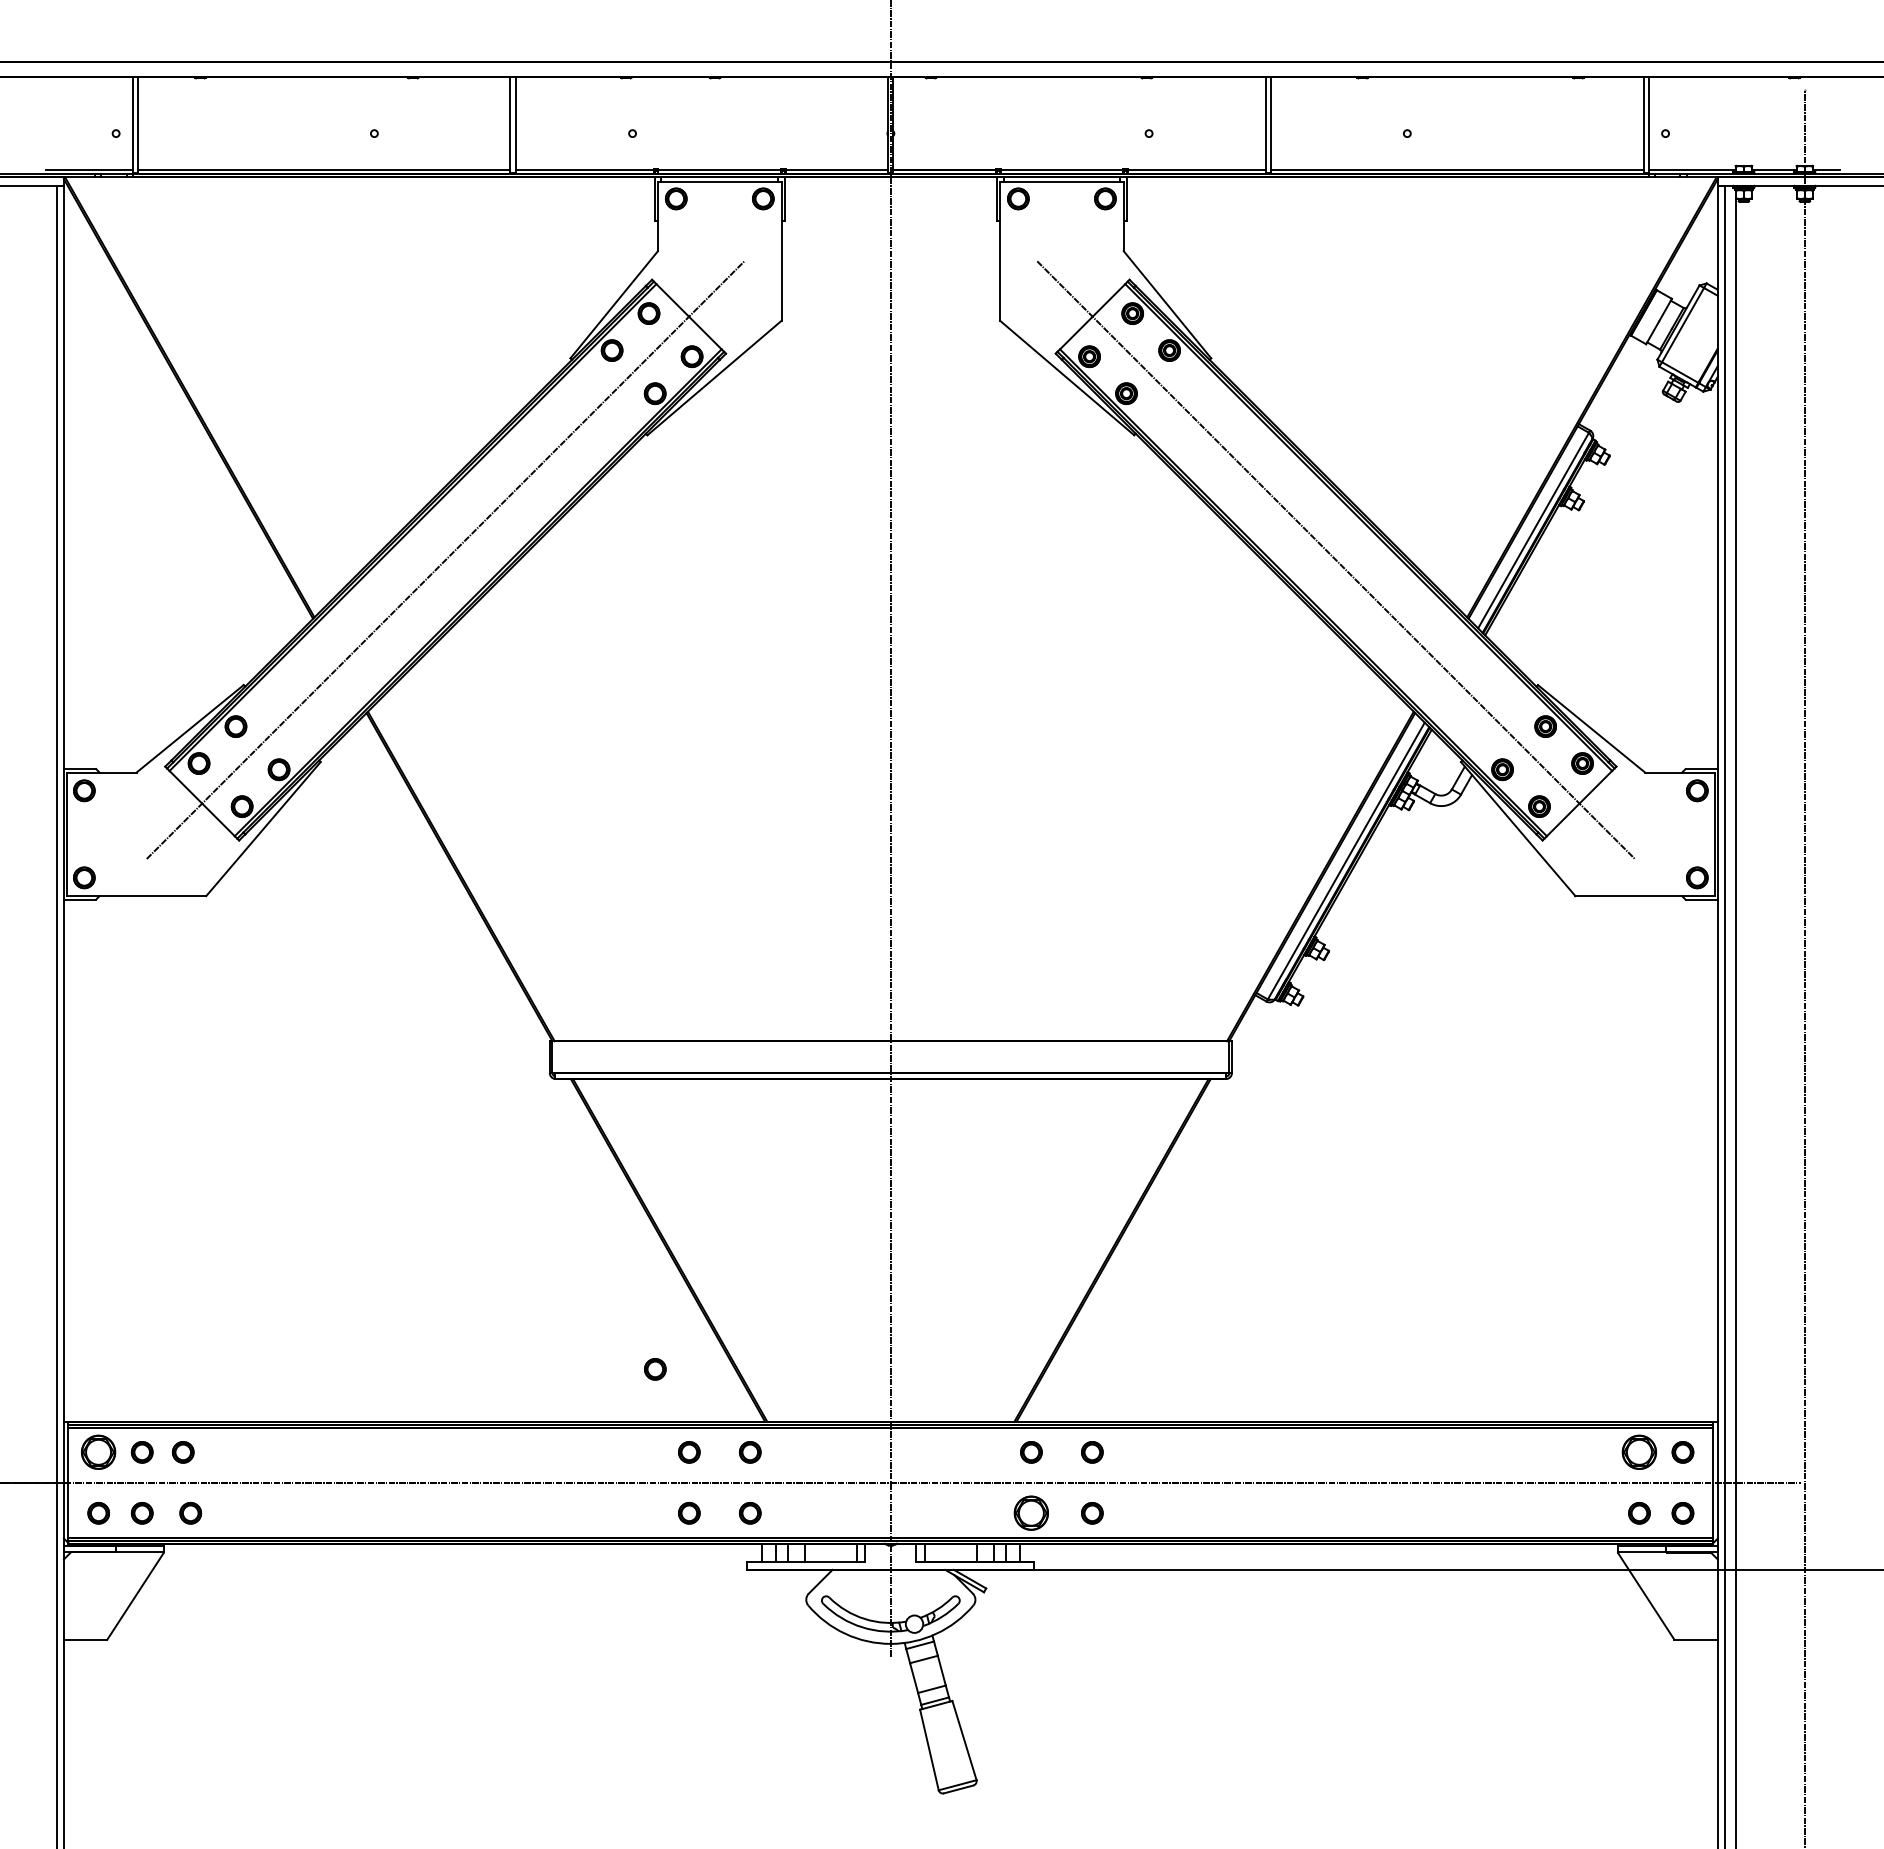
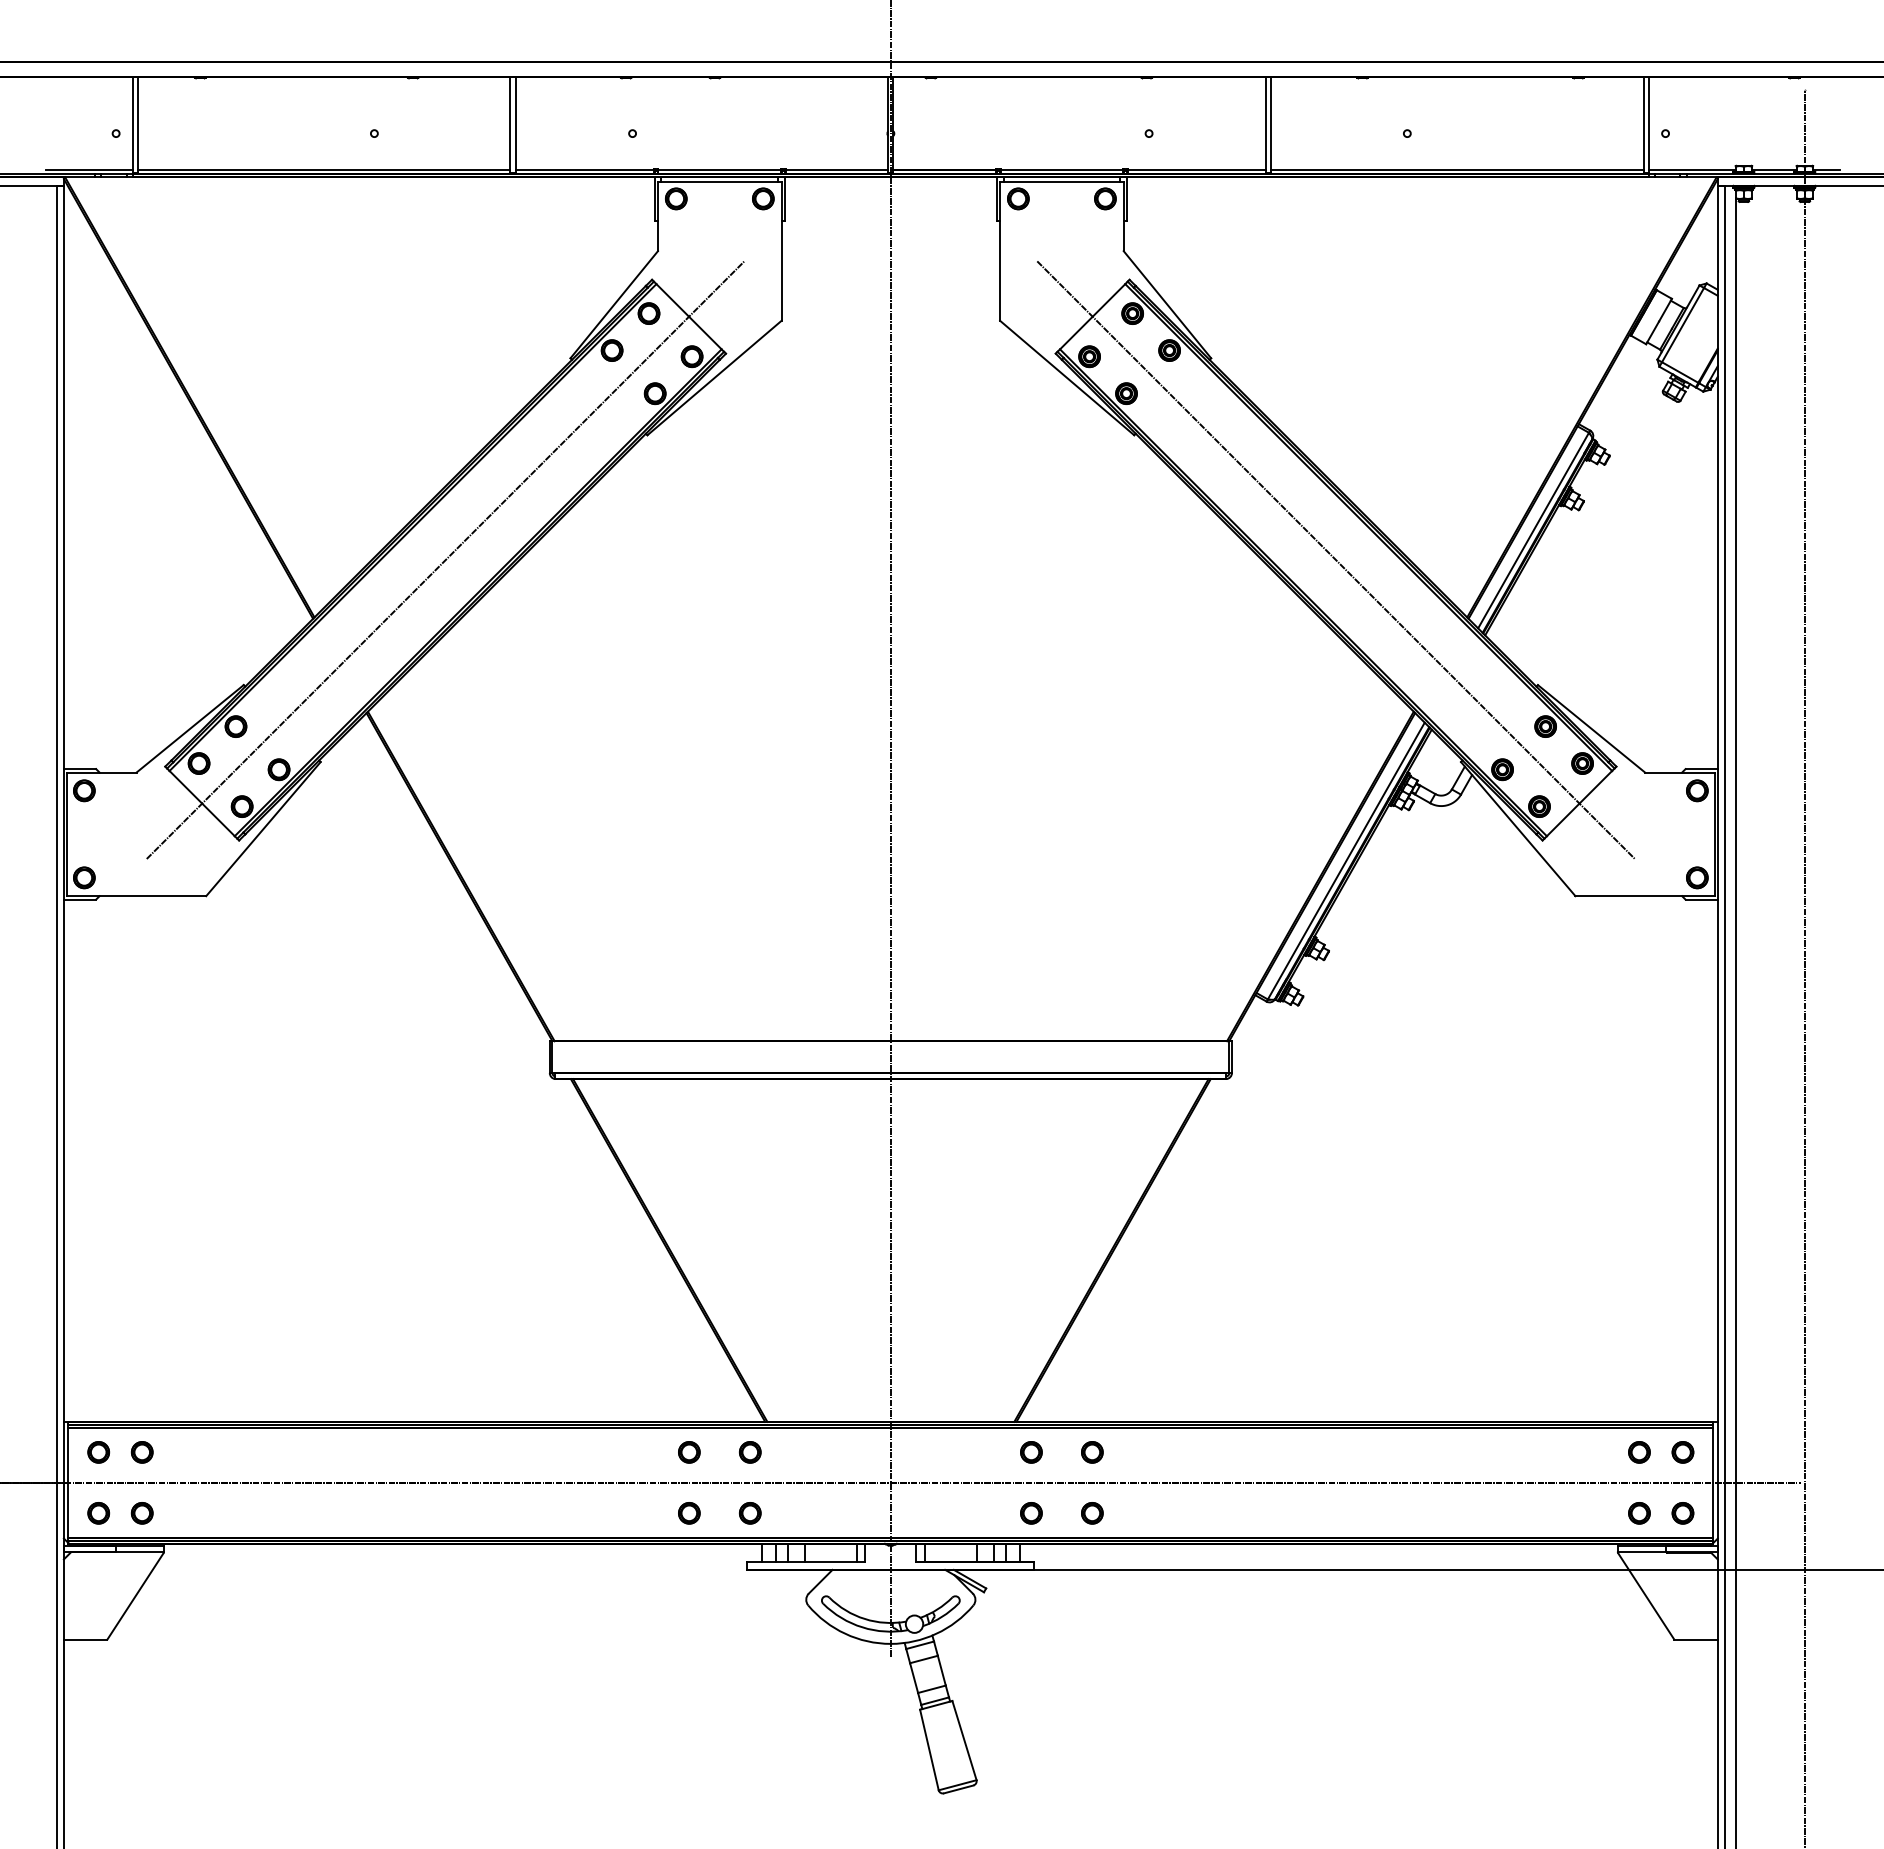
part: present -> none (655, 1369)
part size: 36x36 px -> 24x23 px (98, 1452)
part size: 36x36 px -> 23x23 px (1639, 1452)
part: present -> none (182, 1452)
part size: 36x36 px -> 23x23 px (1031, 1513)
part: present -> none (190, 1513)
